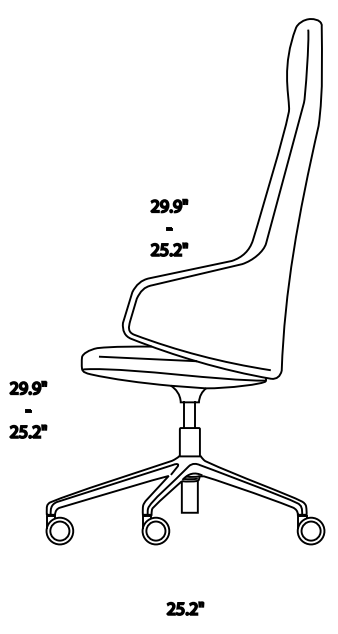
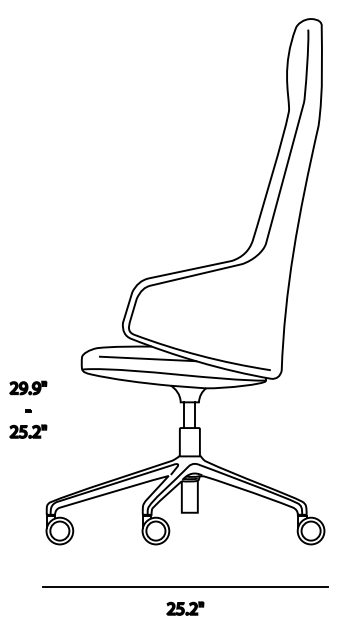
part: present -> none (169, 227)
line: none -> present (185, 587)
